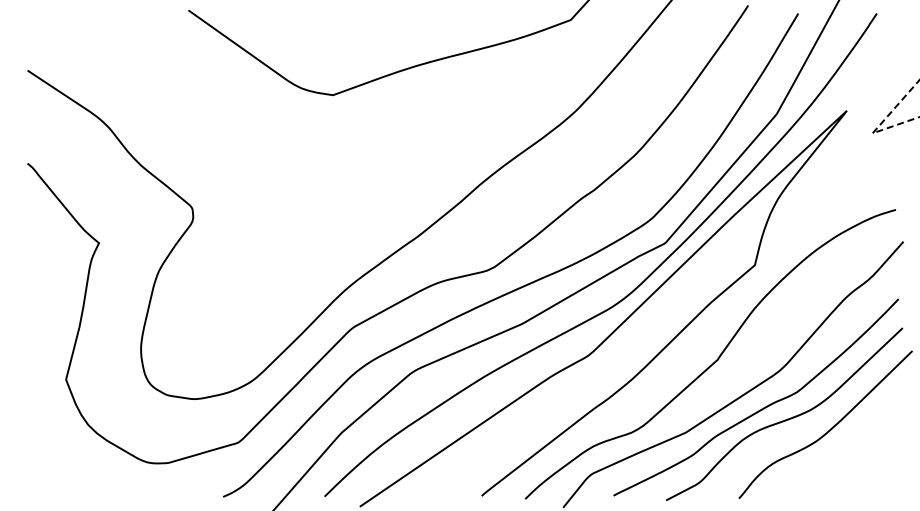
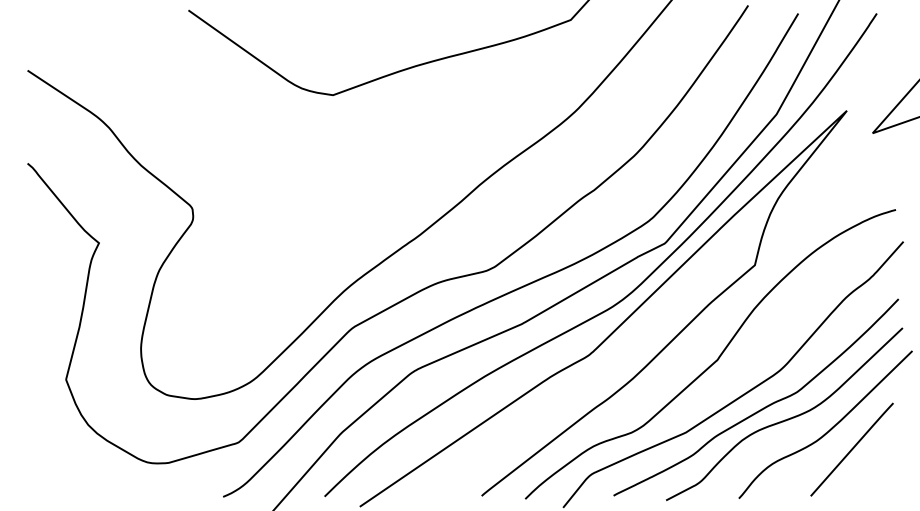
line: dashed -> solid (879, 125)
line: none -> present (851, 449)
